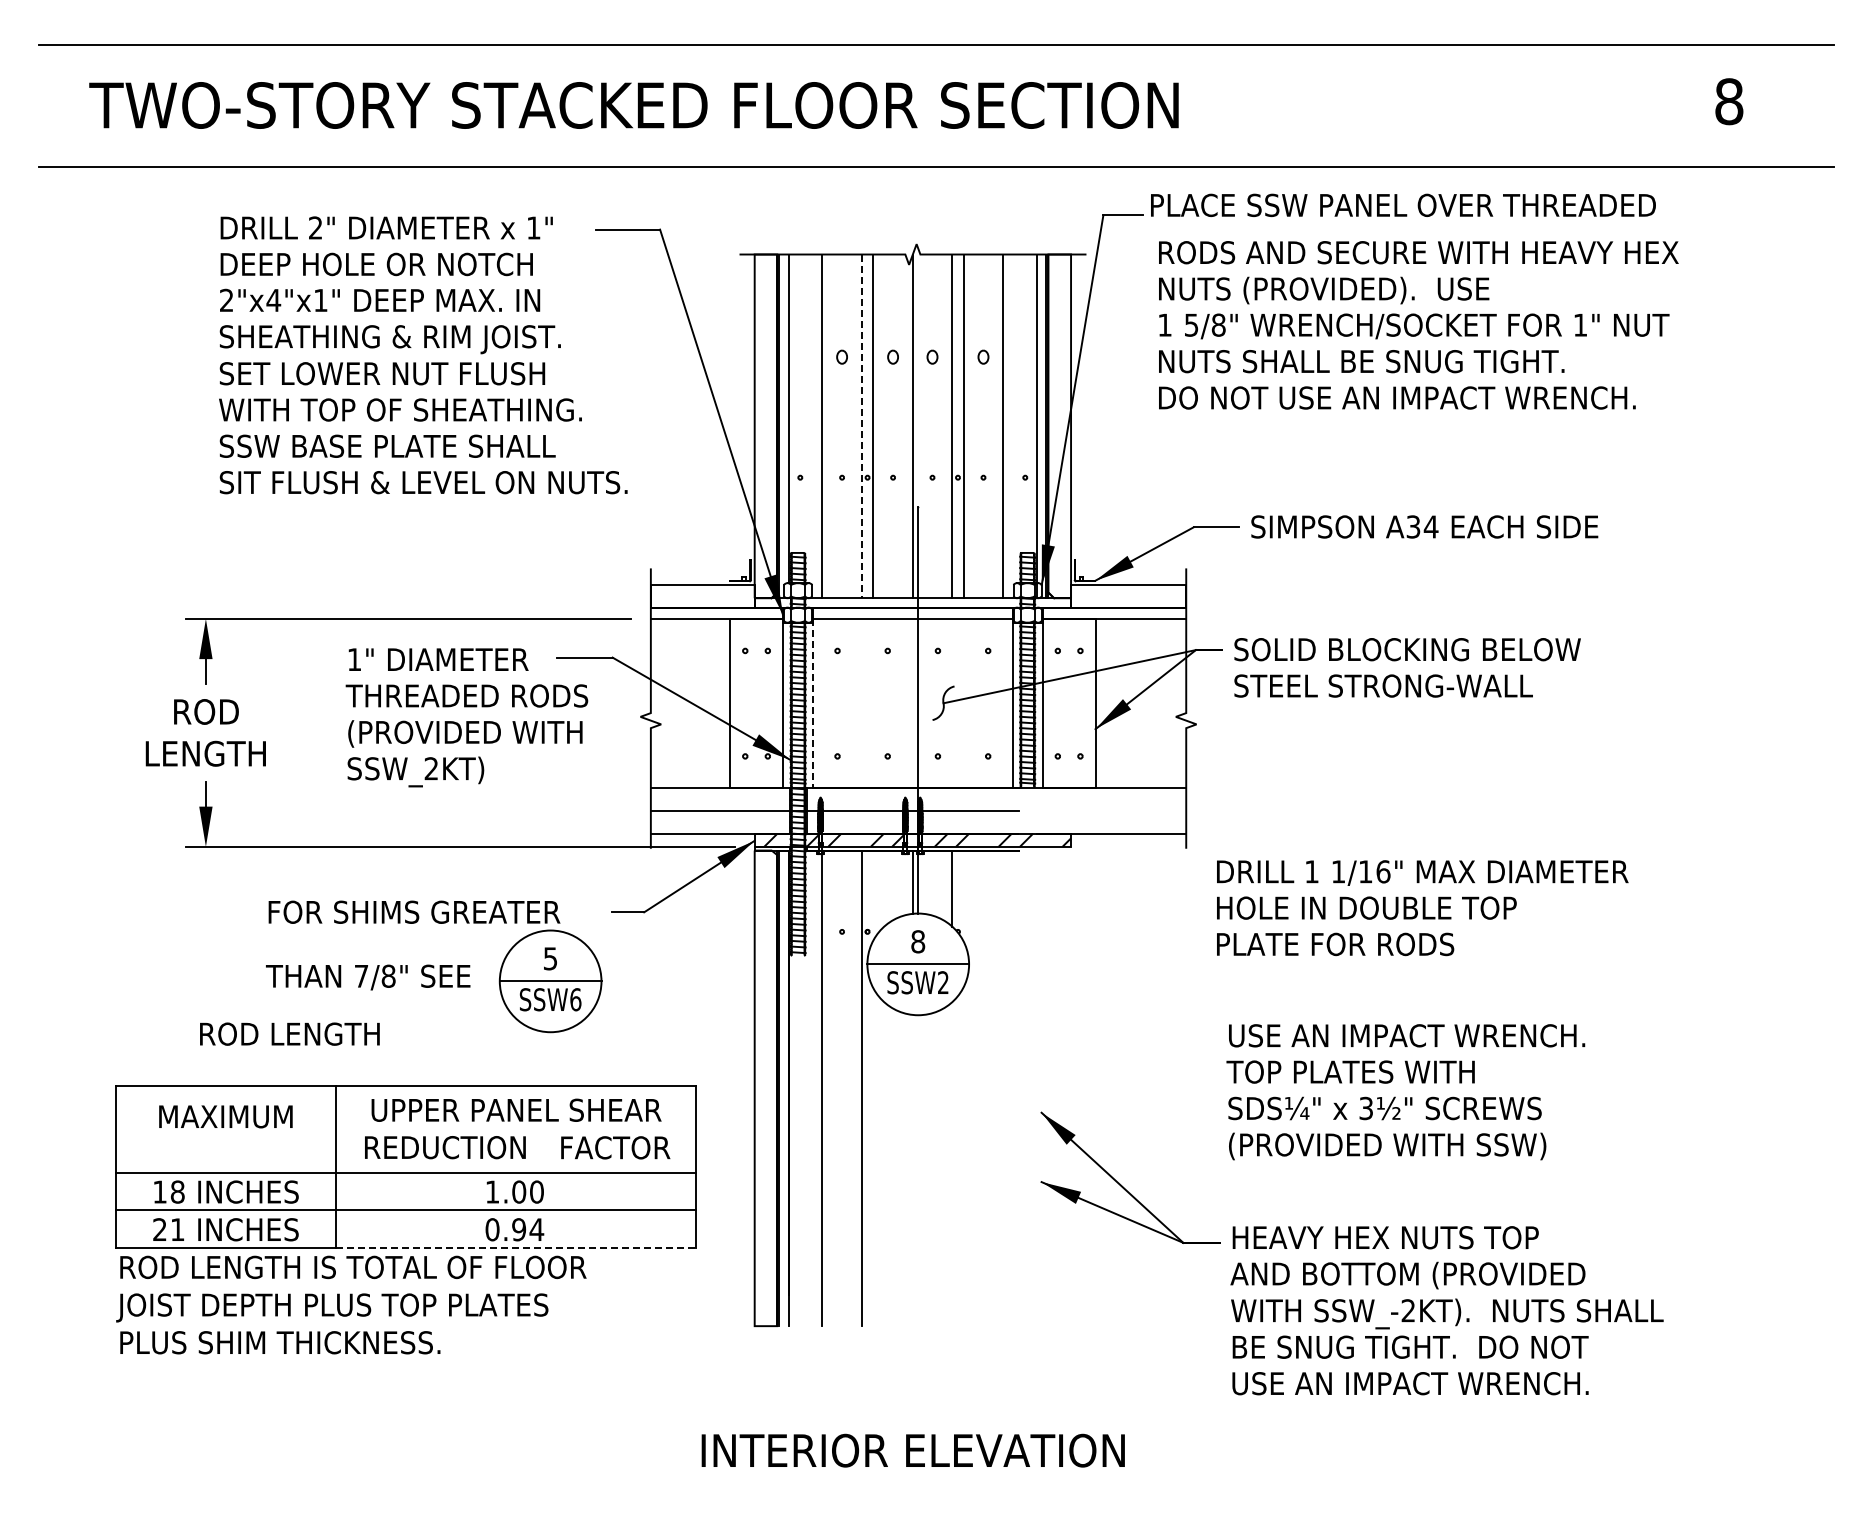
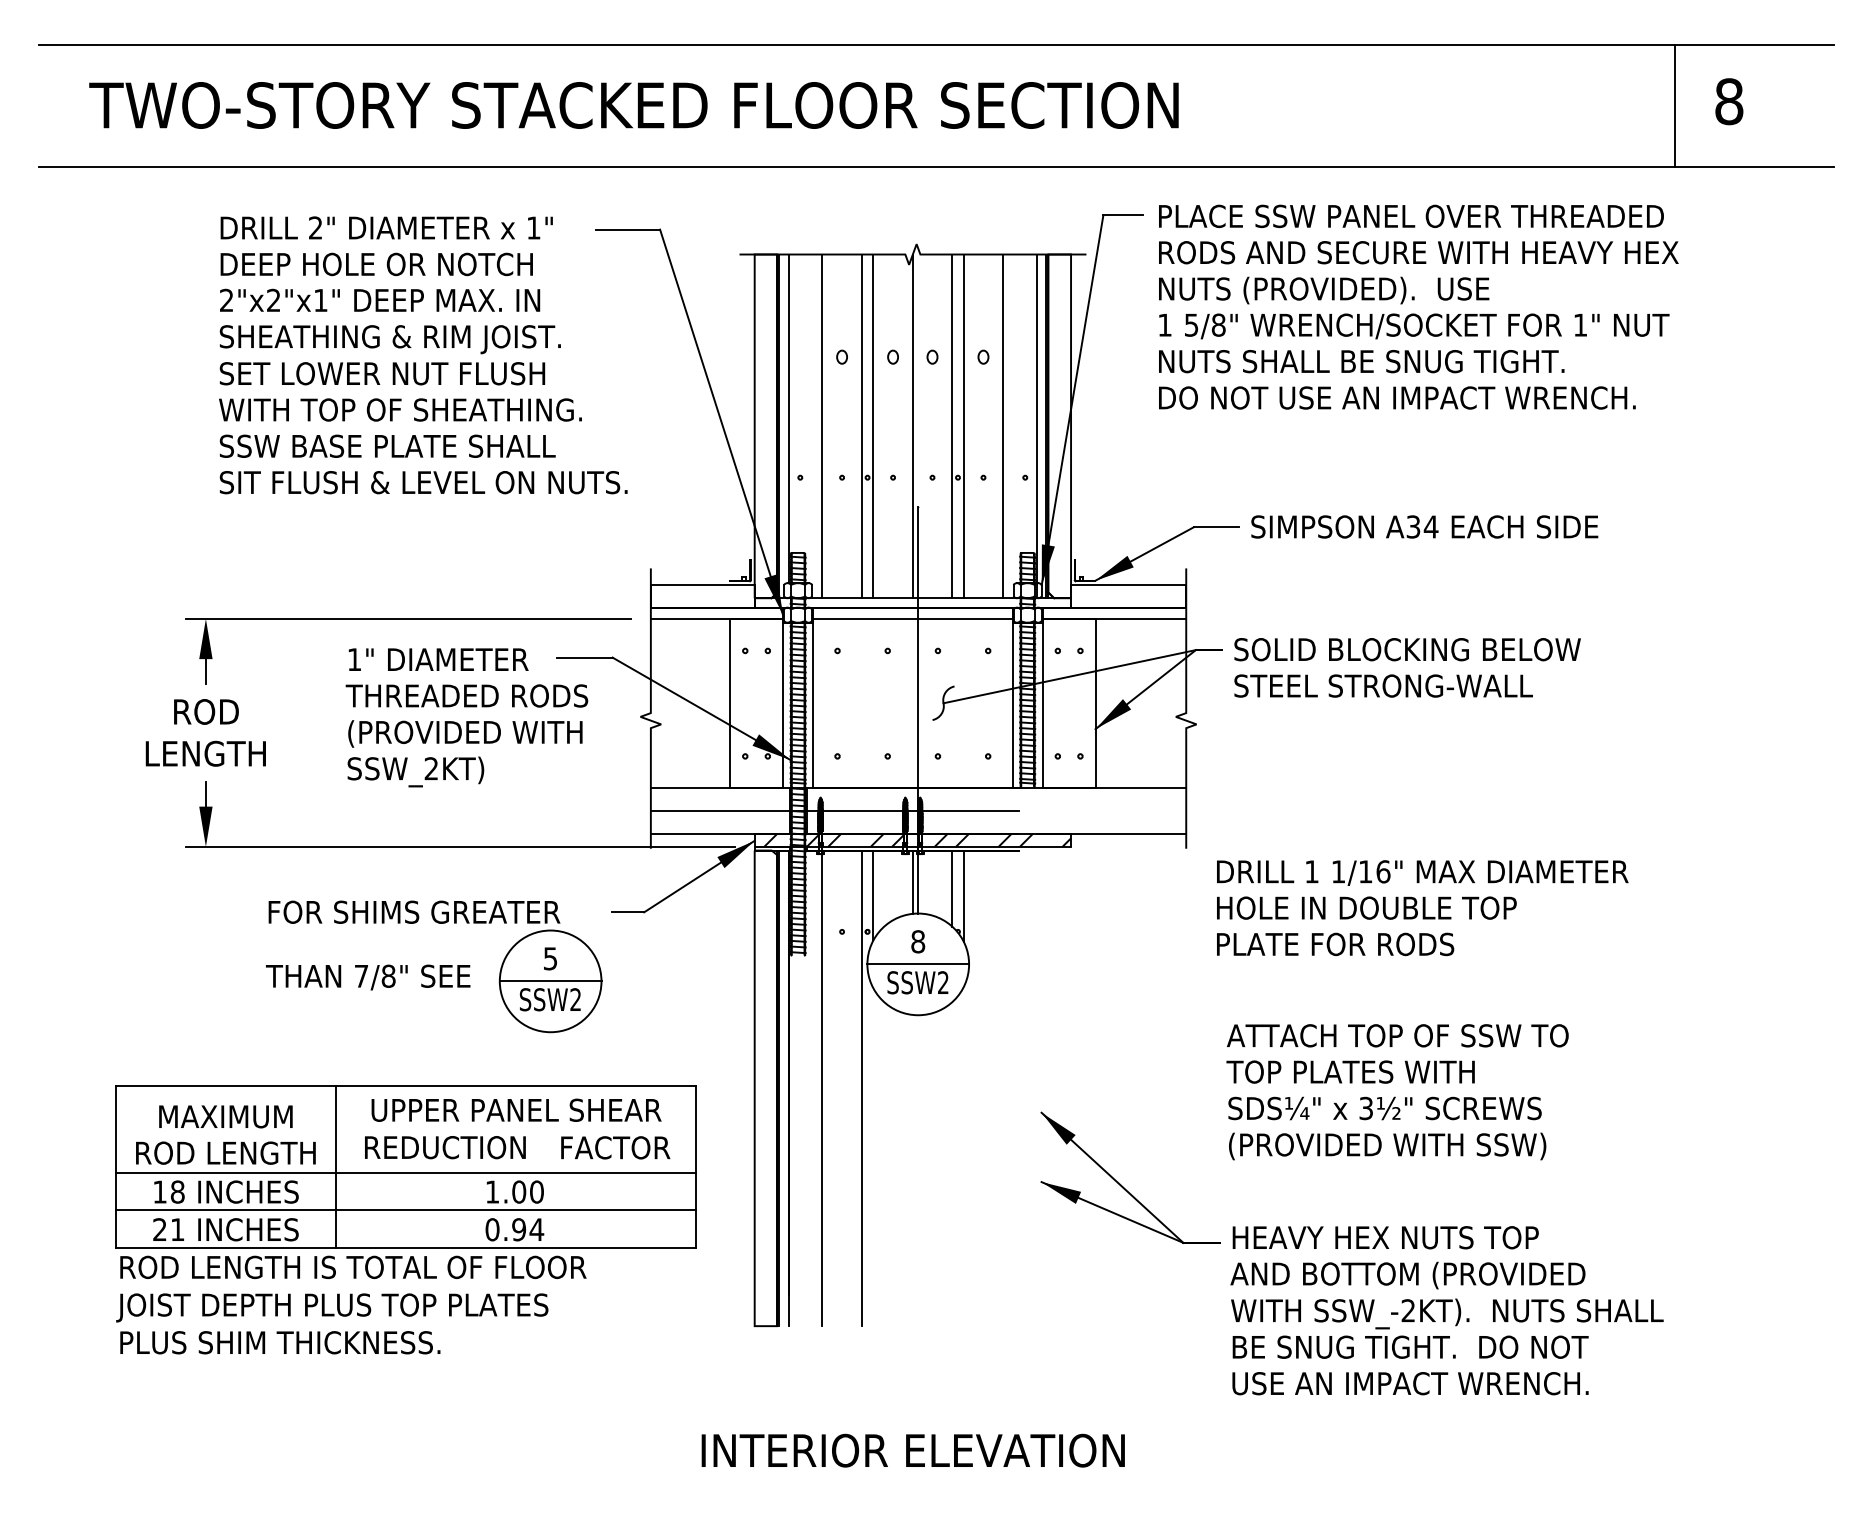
line: none -> present (1674, 105)
text position: (1403, 205) -> (1411, 216) (1411, 216)
text: 2"x4"x1" -> 2"x2"x1" (273, 299)
line: dashed -> solid (861, 426)
line: dashed -> solid (813, 703)
line: none -> present (873, 895)
line: none -> present (963, 895)
text: SSW6 -> SSW2 (575, 999)
text position: (289, 1033) -> (225, 1152) (225, 1152)
text: USE AN IMPACT WRENCH. -> ATTACH TOP OF SSW TO (1406, 1035)
line: dashed -> solid (516, 1247)
